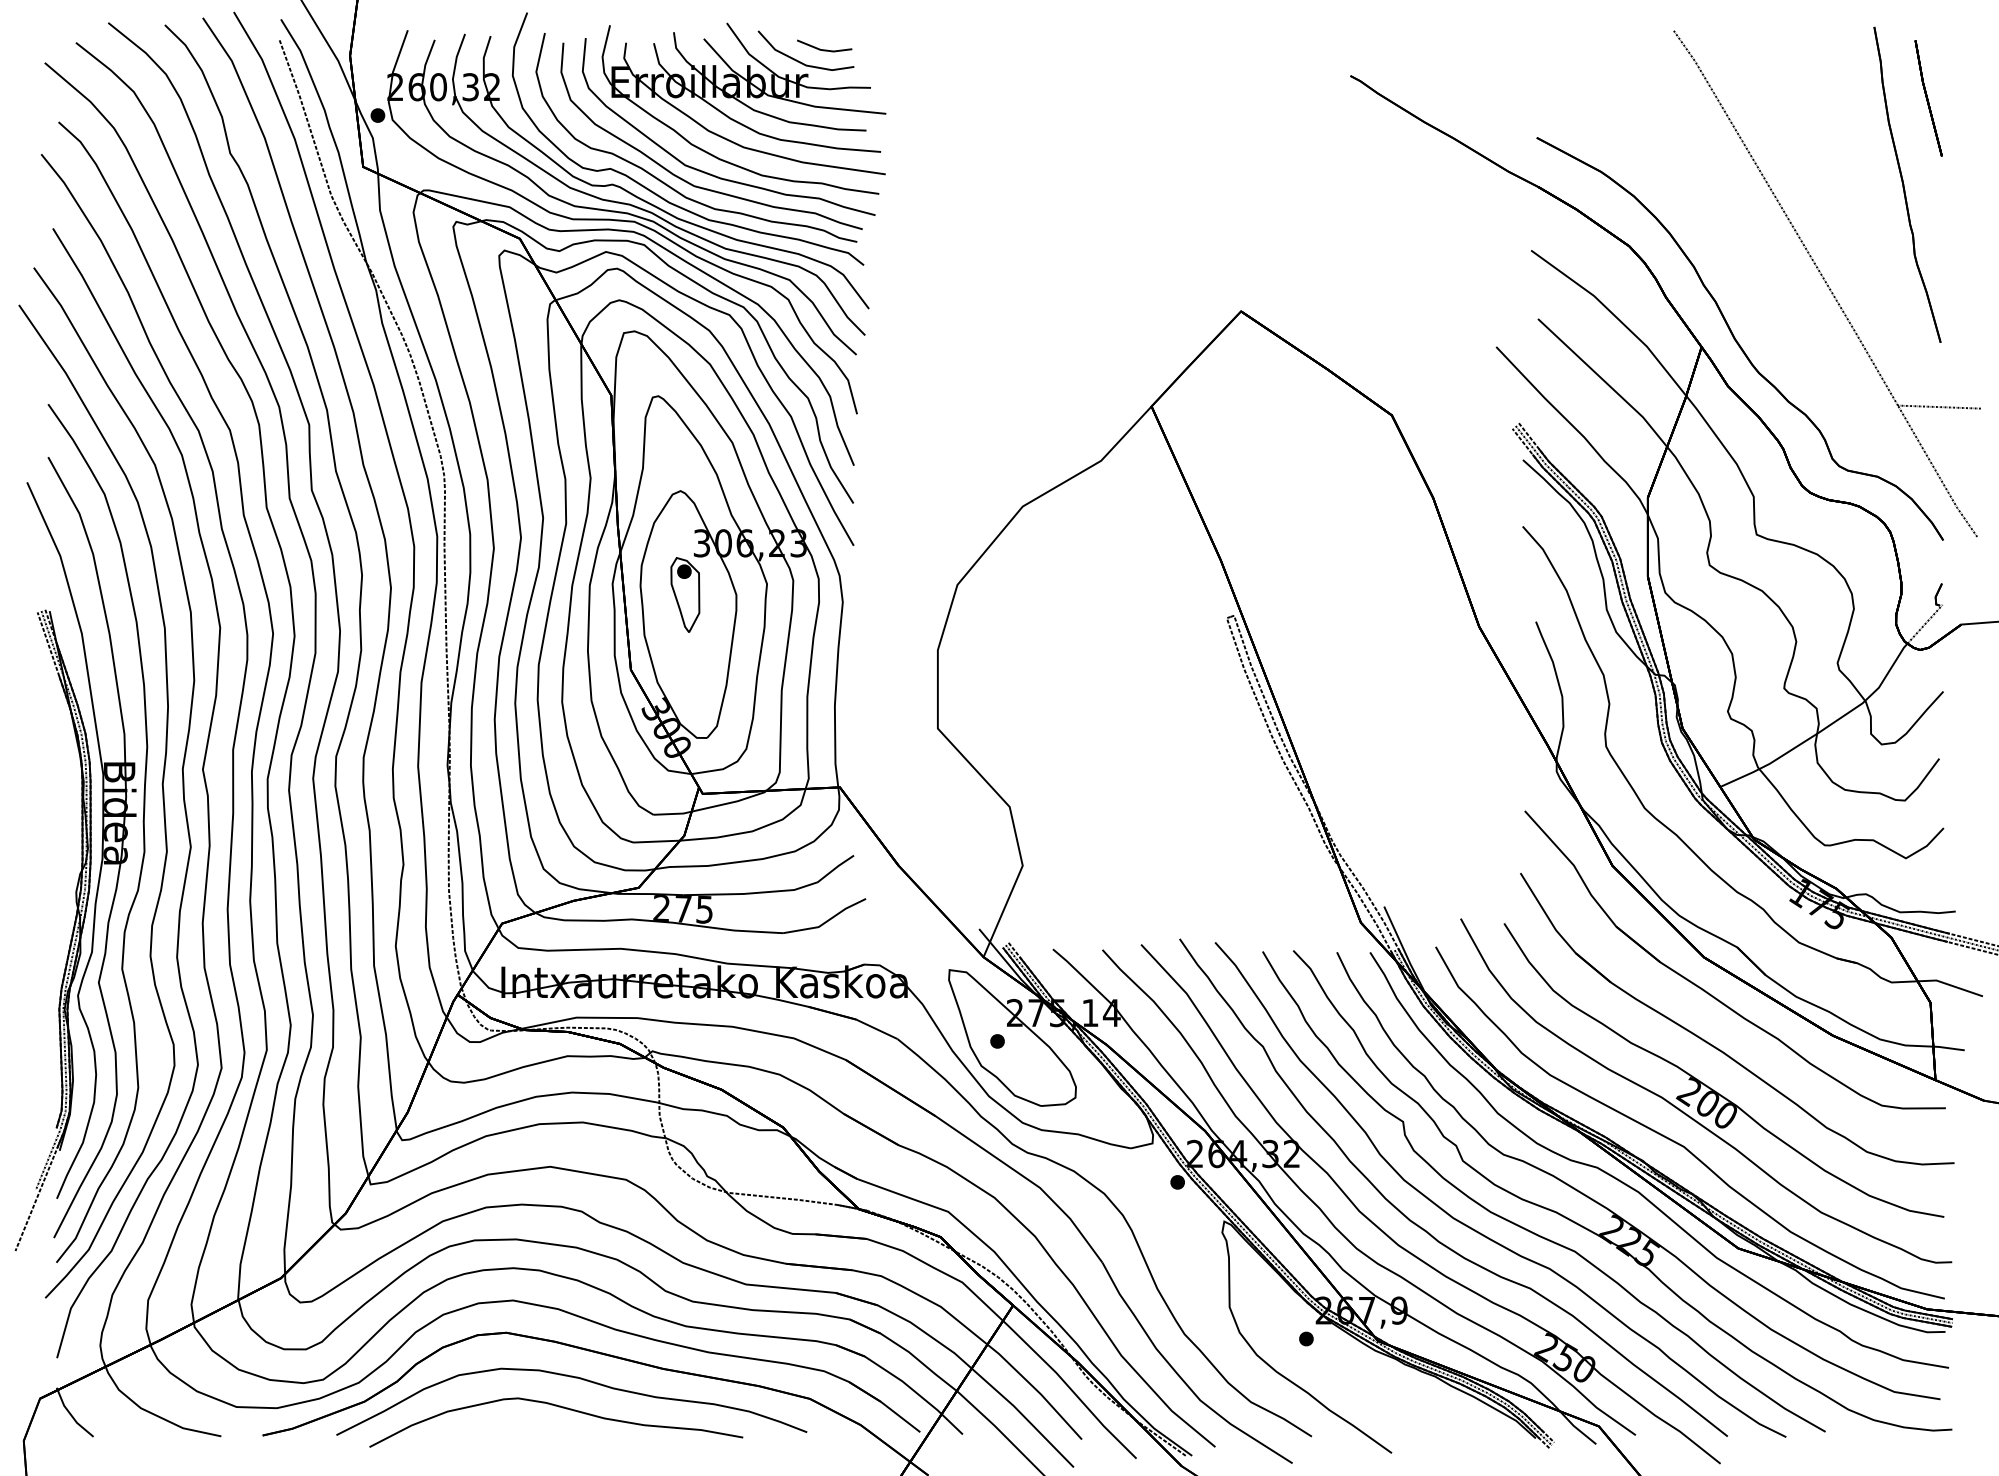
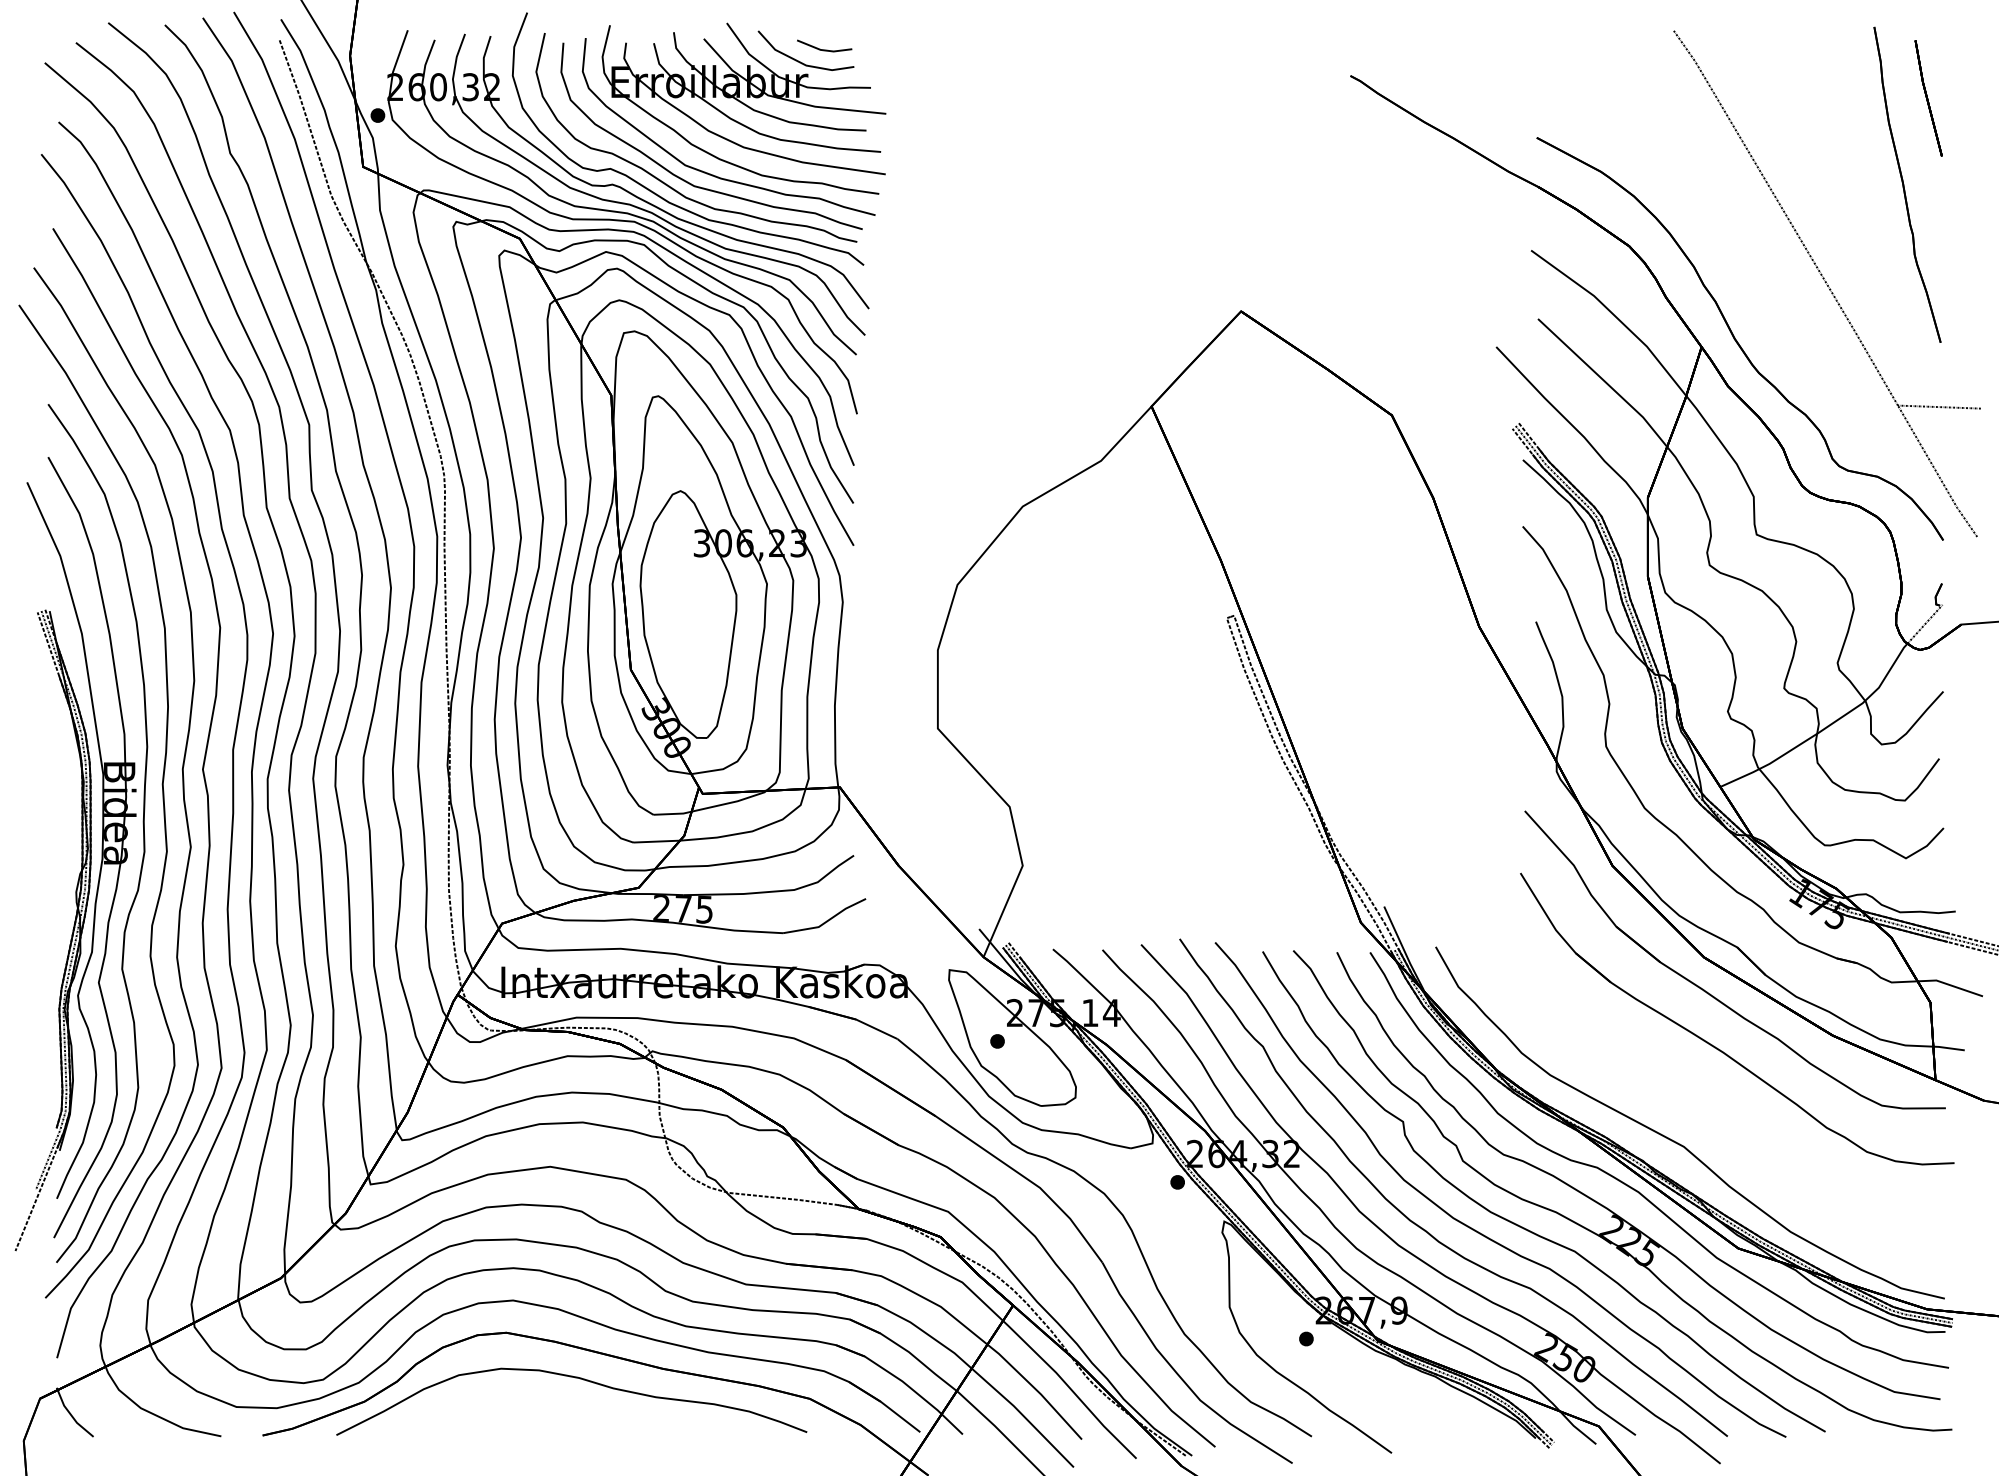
part: present -> none (685, 594)
part: present -> none (1706, 1090)
curve: present -> none (558, 1407)
